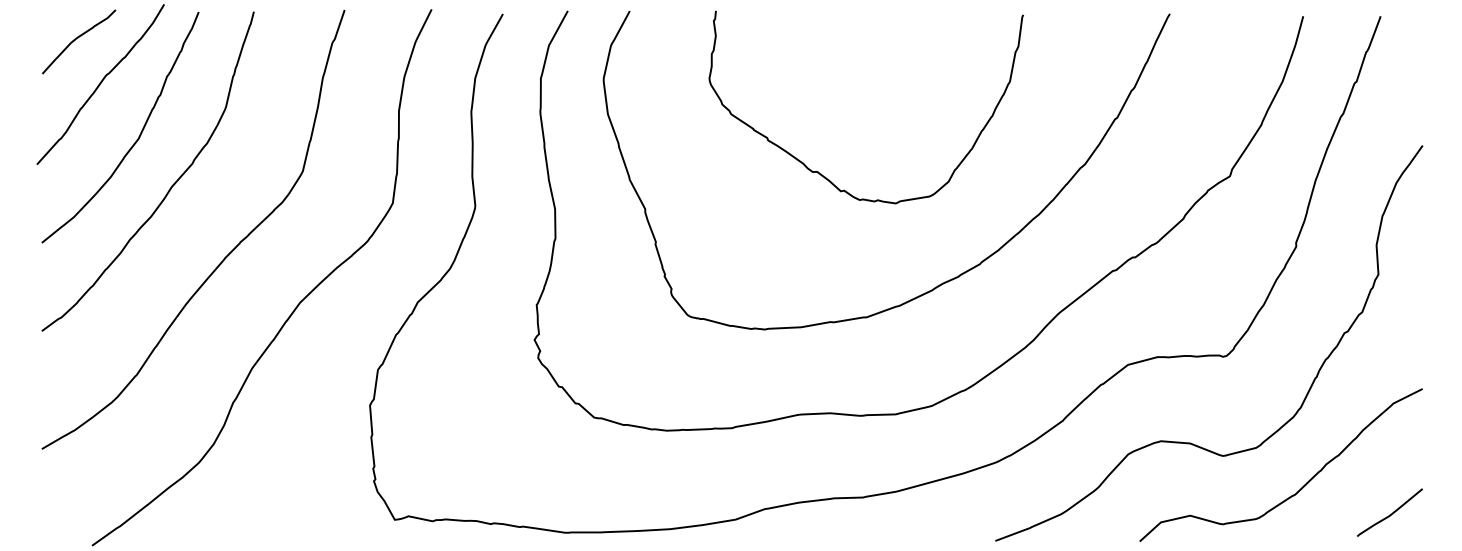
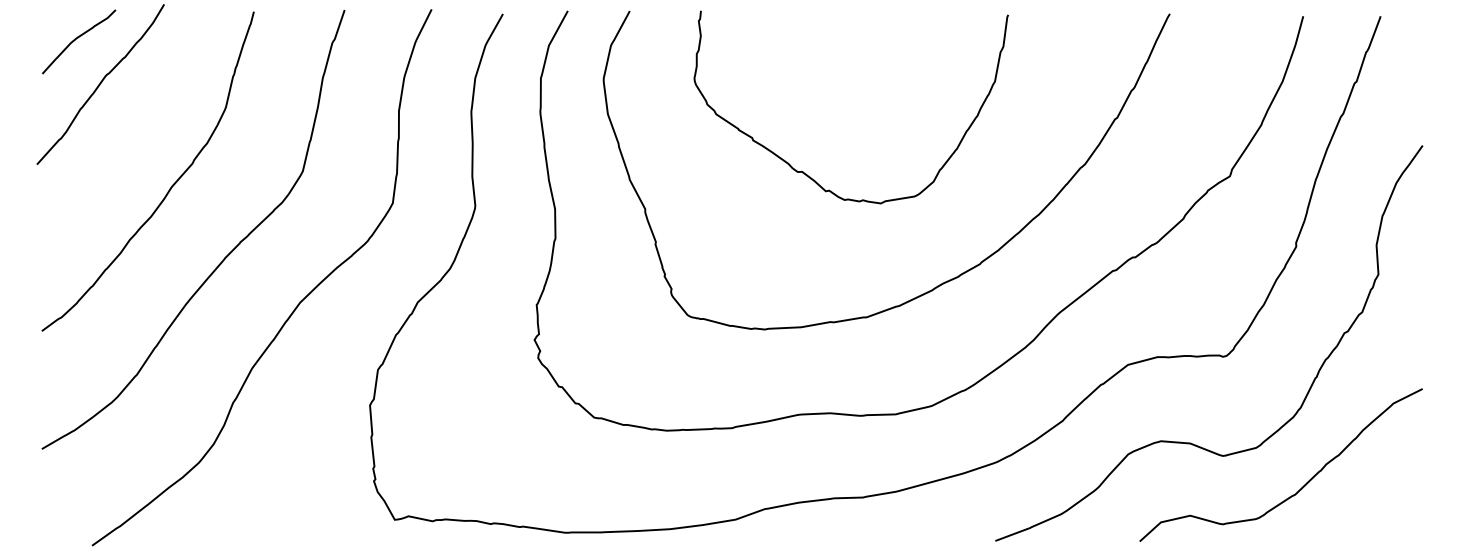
curve: present -> none (136, 139)
curve position: (821, 173) -> (806, 173) (806, 173)
curve: present -> none (1389, 514)
